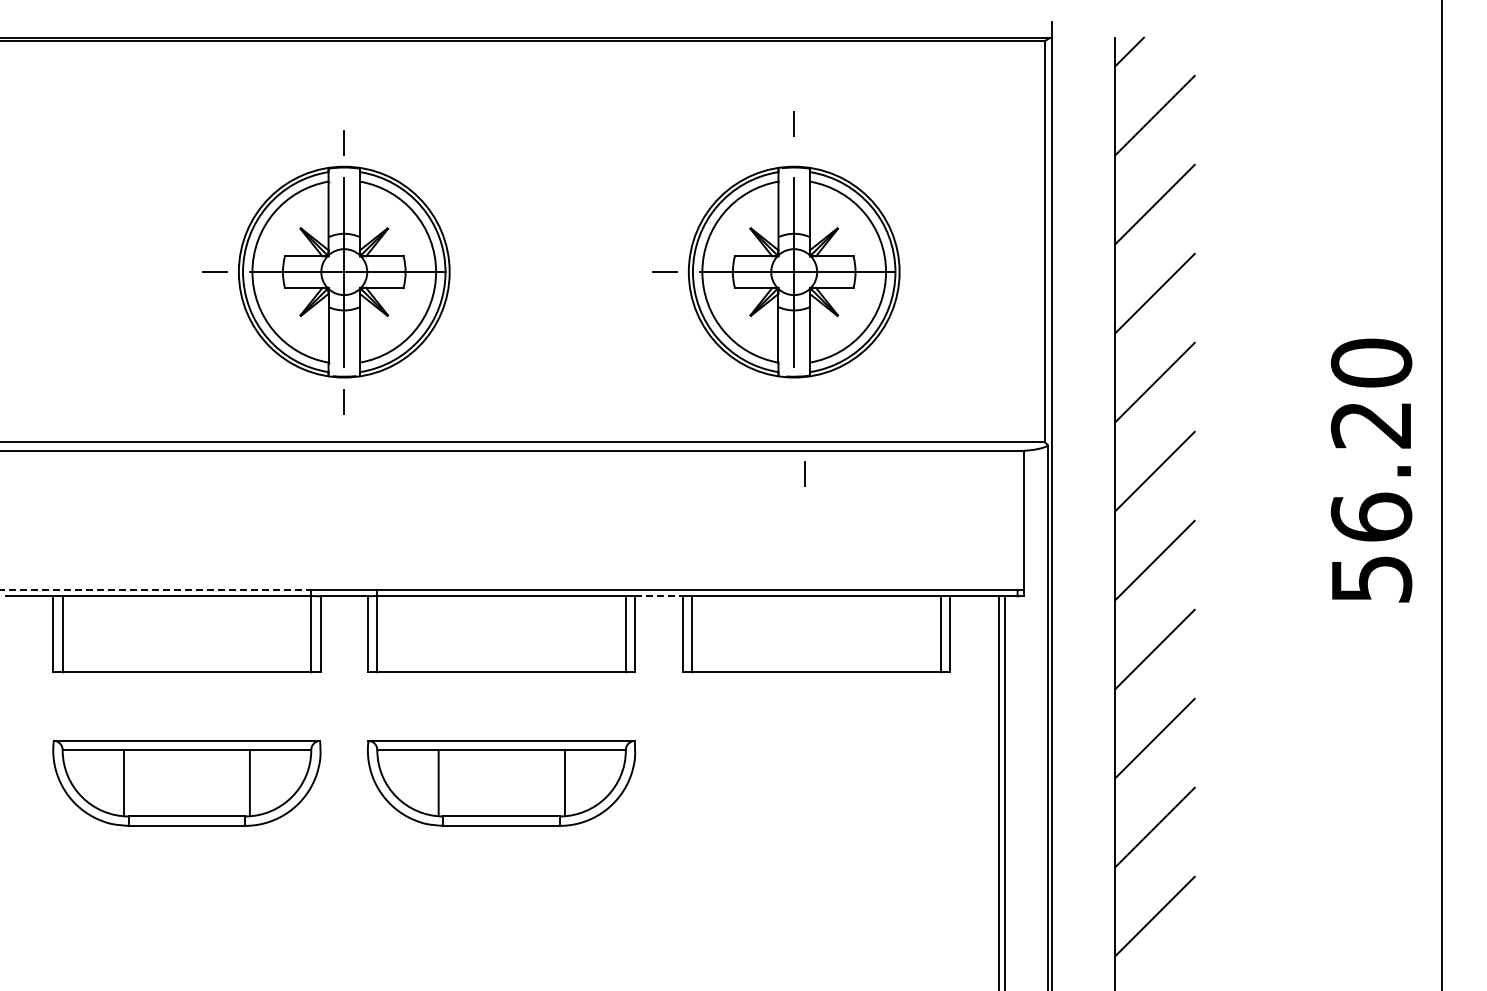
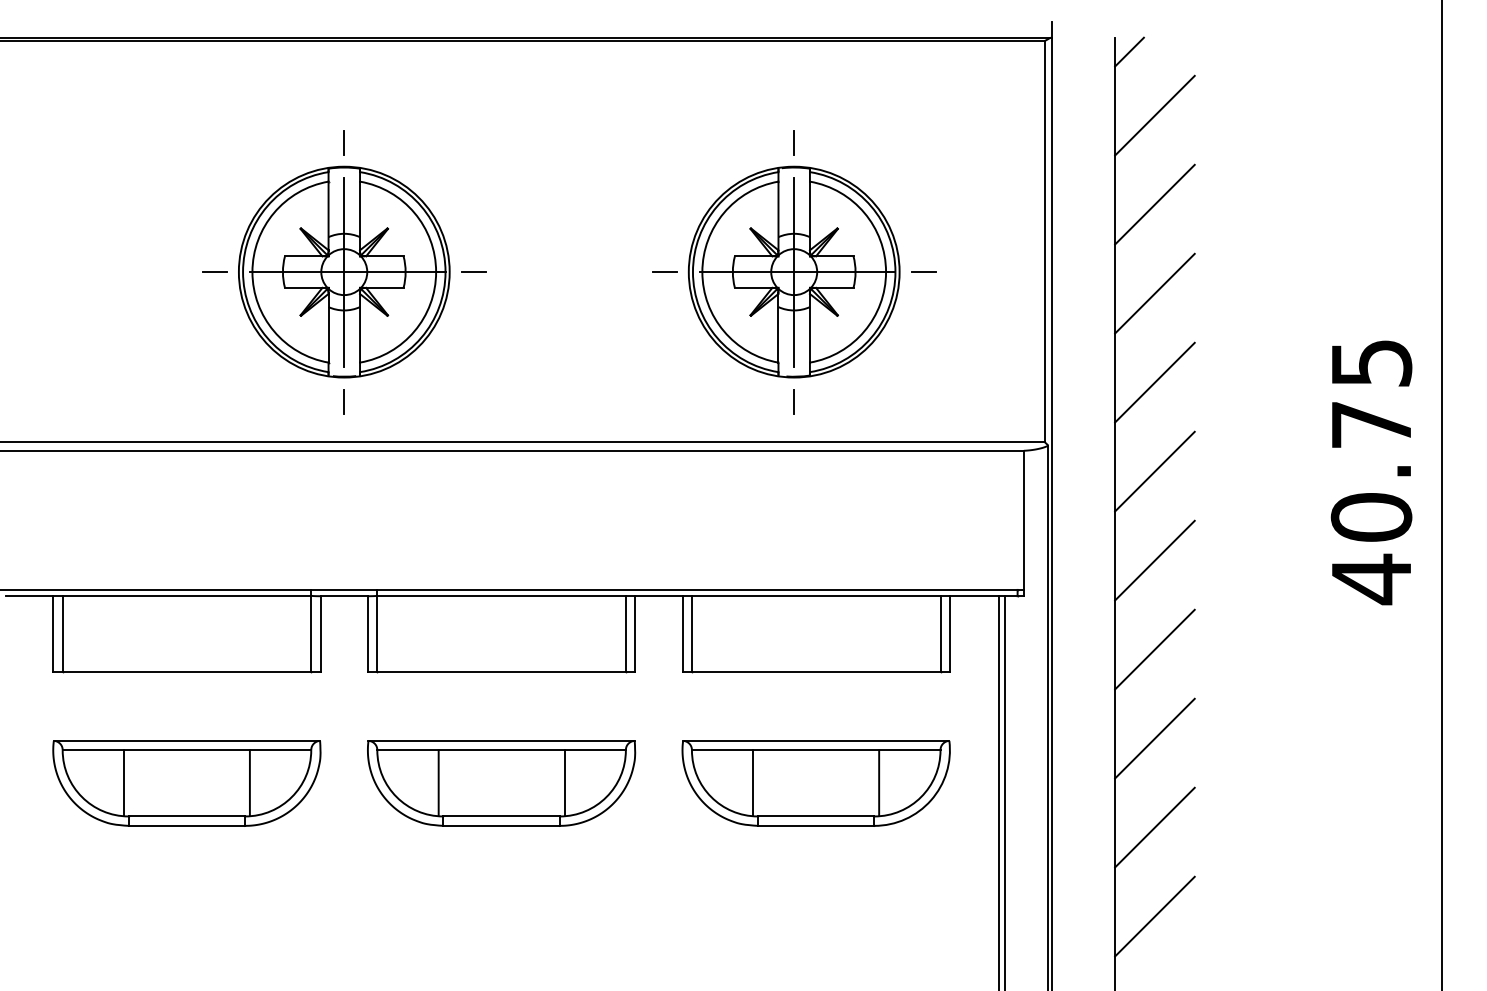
line position: (793, 123) -> (793, 142) (793, 142)
line: none -> present (473, 272)
line: none -> present (923, 272)
text: 56.20 -> 40.75 (1371, 471)
line position: (804, 473) -> (793, 401) (793, 401)
line: dashed -> solid (156, 589)
line: dashed -> solid (658, 596)
part: none -> present (815, 783)
